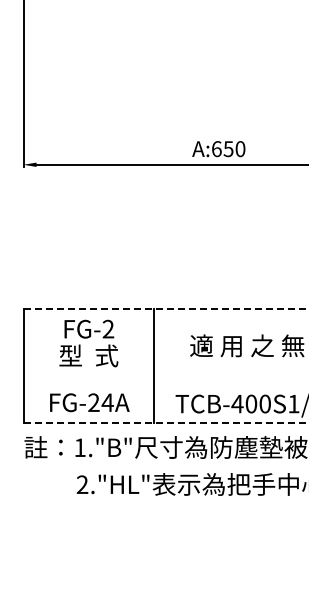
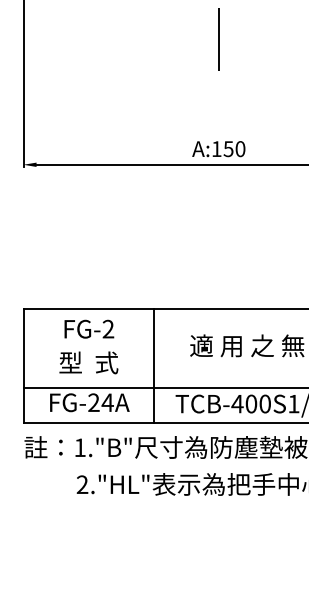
line: none -> present (219, 36)
text: A:650 -> A:150 (216, 149)
line: dashed -> solid (166, 309)
text position: (88, 355) -> (88, 362) (88, 362)
line: none -> present (164, 387)
line: dashed -> solid (166, 422)
